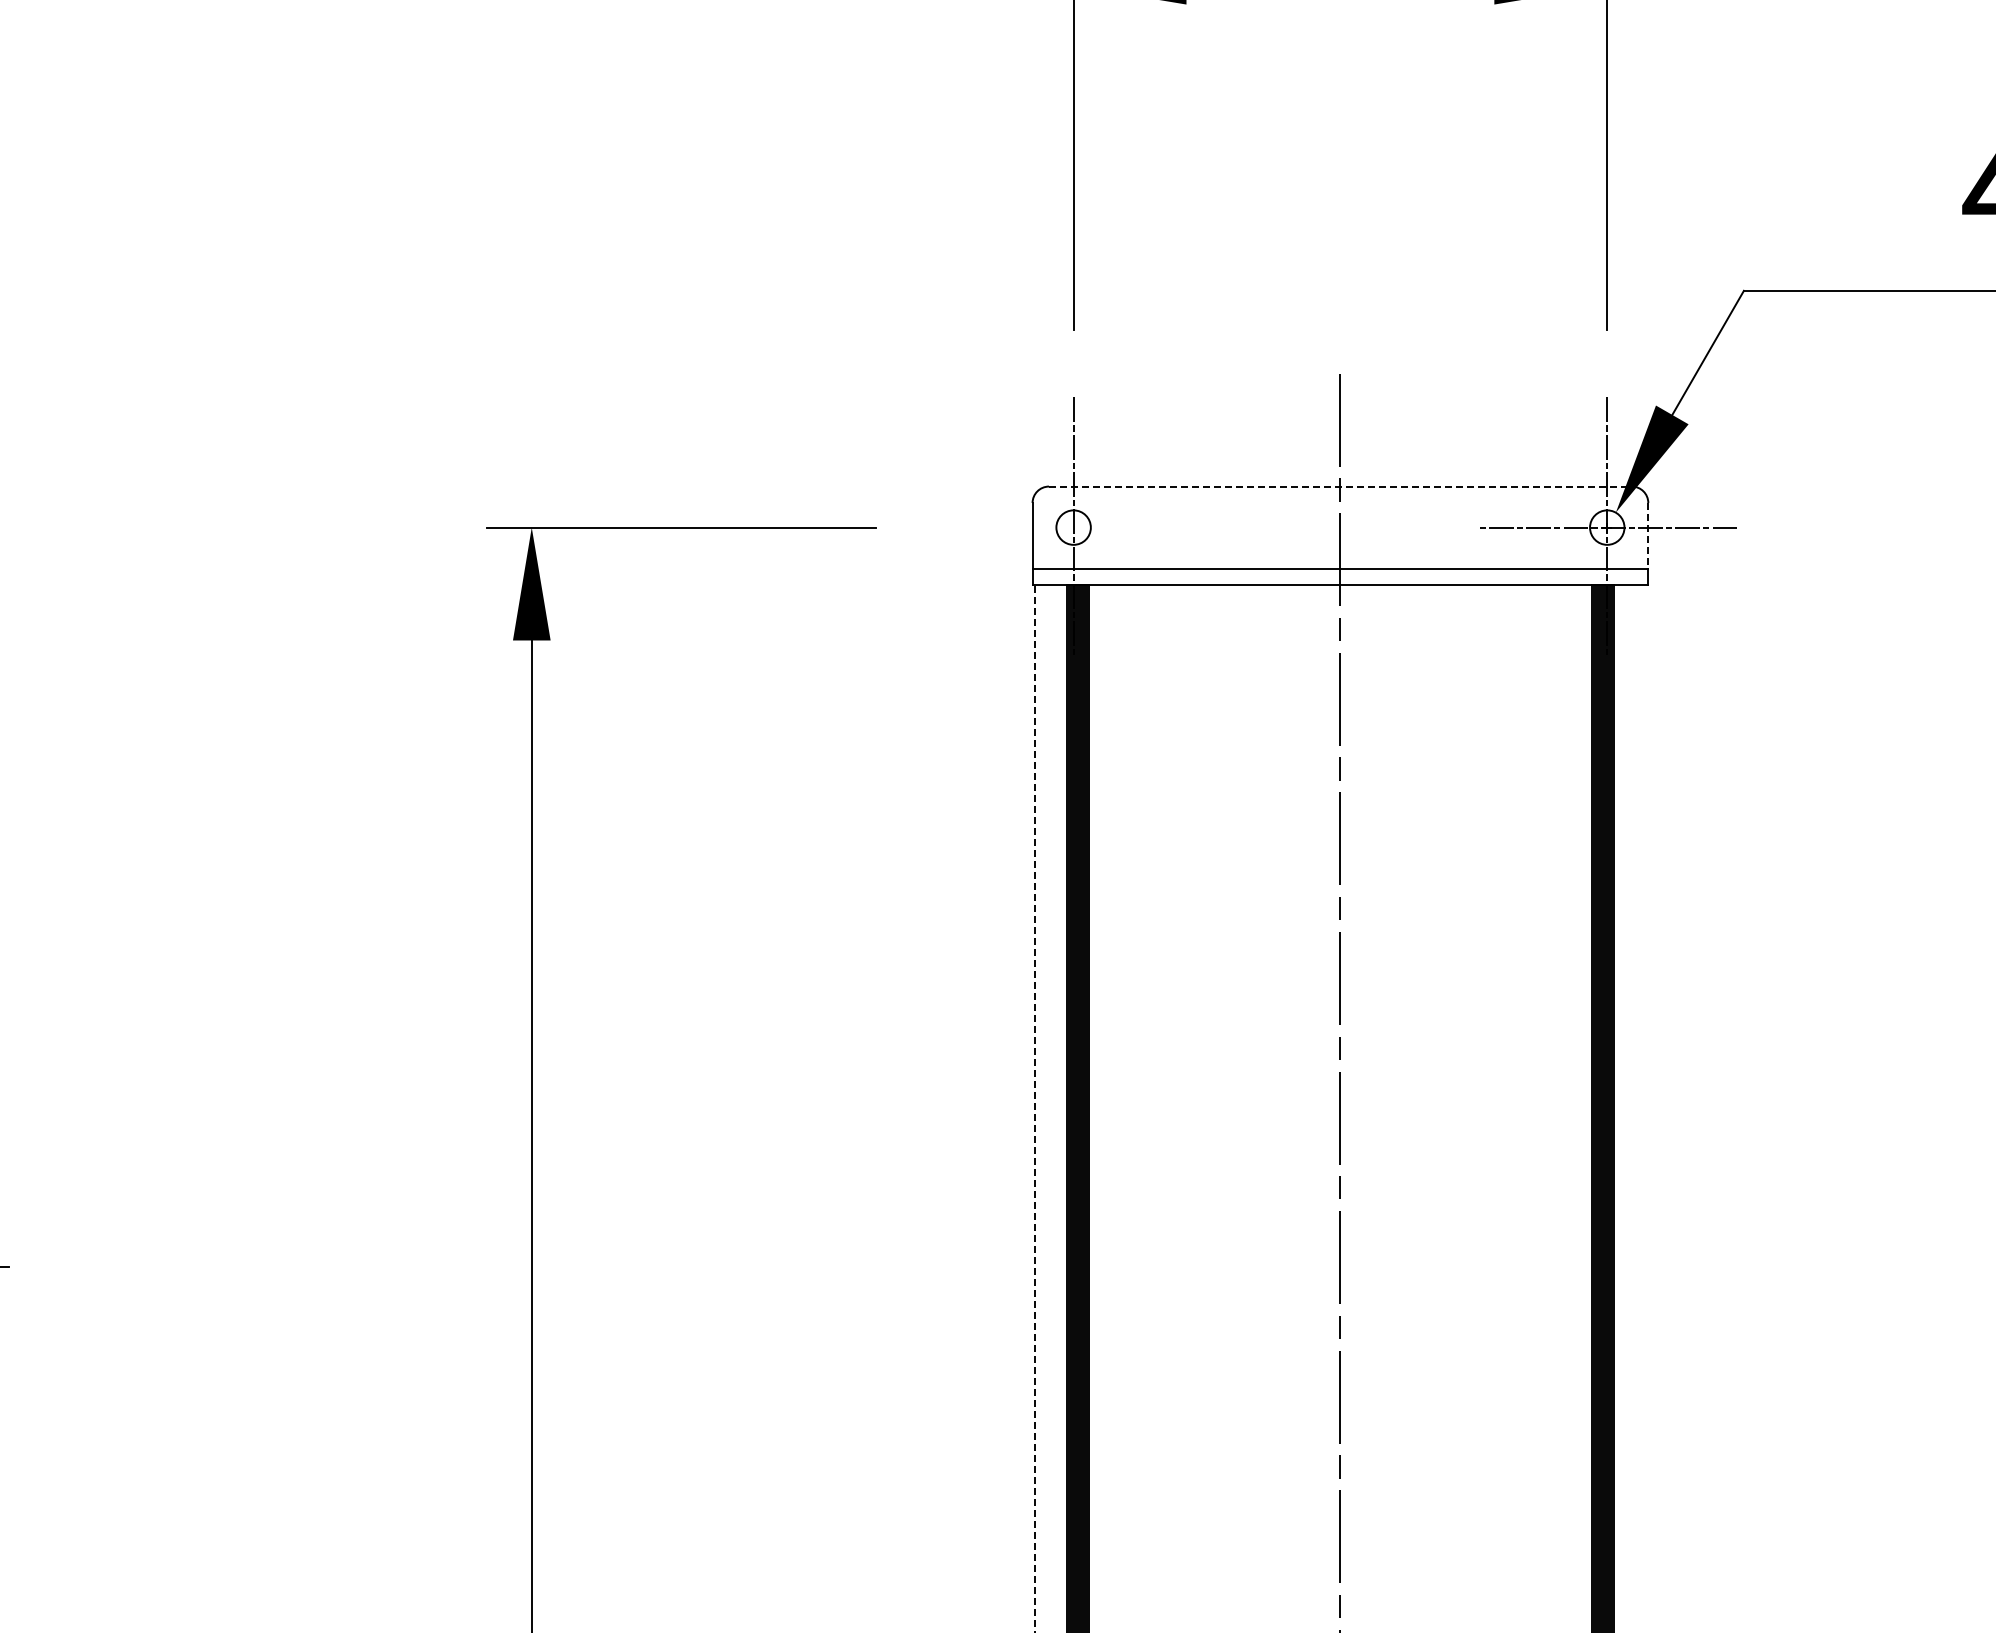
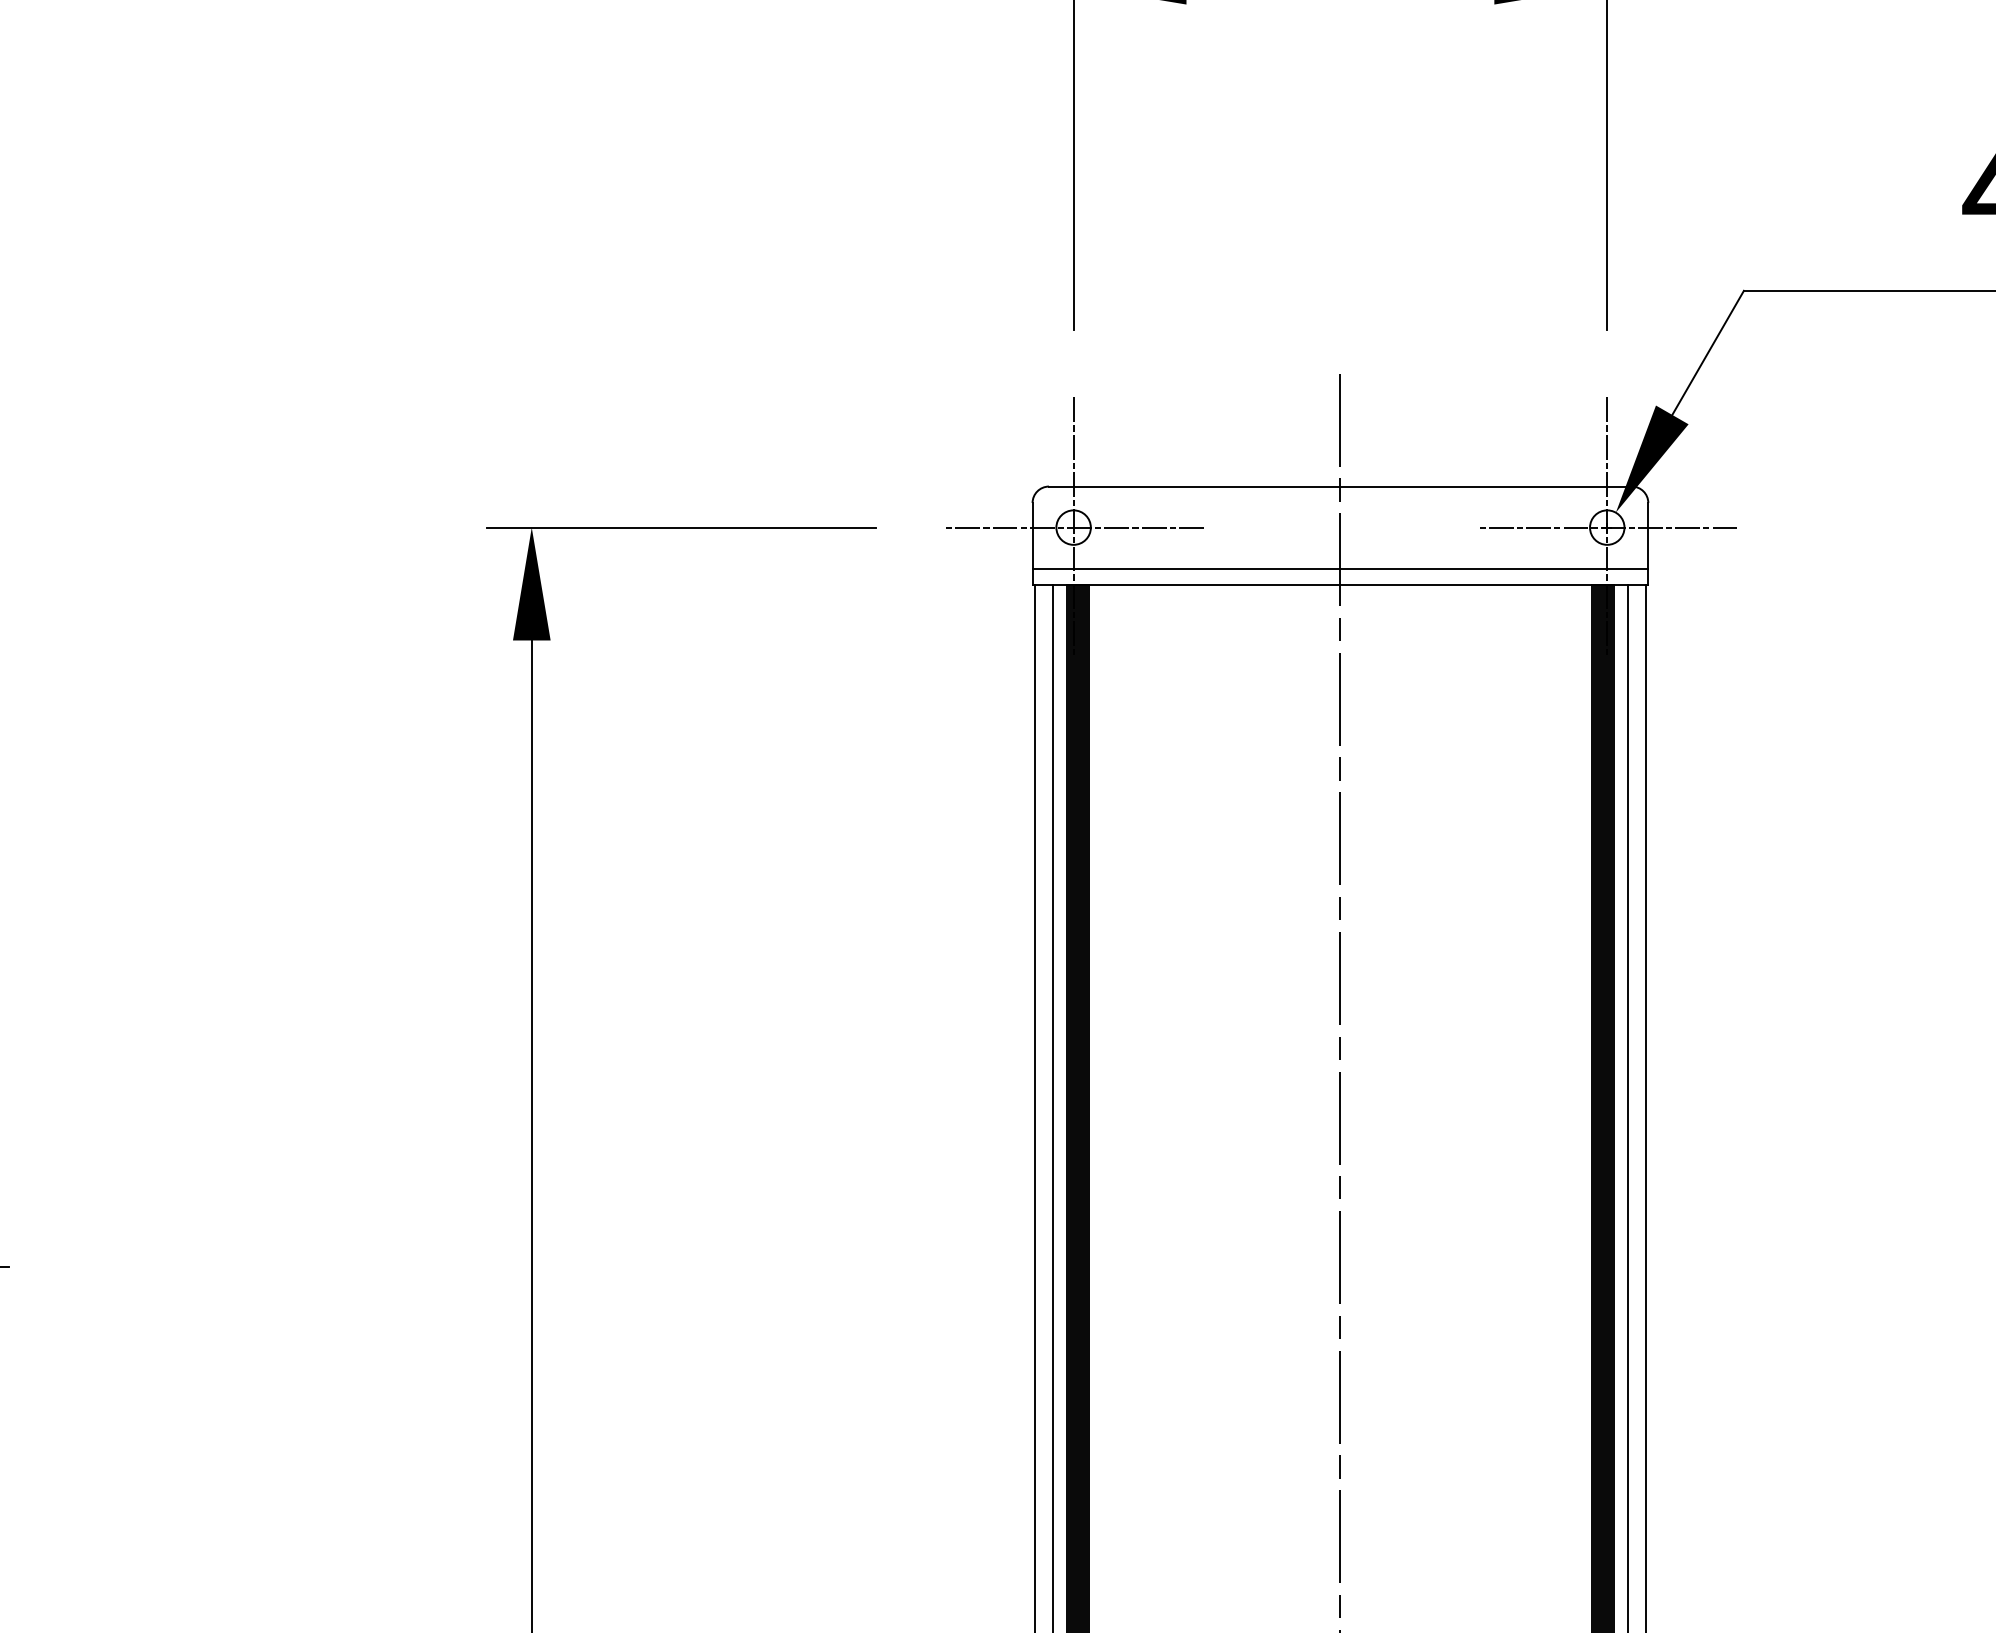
line: dashed -> solid (1340, 486)
line: none -> present (1073, 527)
line: dashed -> solid (1648, 535)
line: none -> present (1053, 1107)
line: none -> present (1627, 1107)
line: none -> present (1645, 1107)
line: dashed -> solid (1035, 1108)
